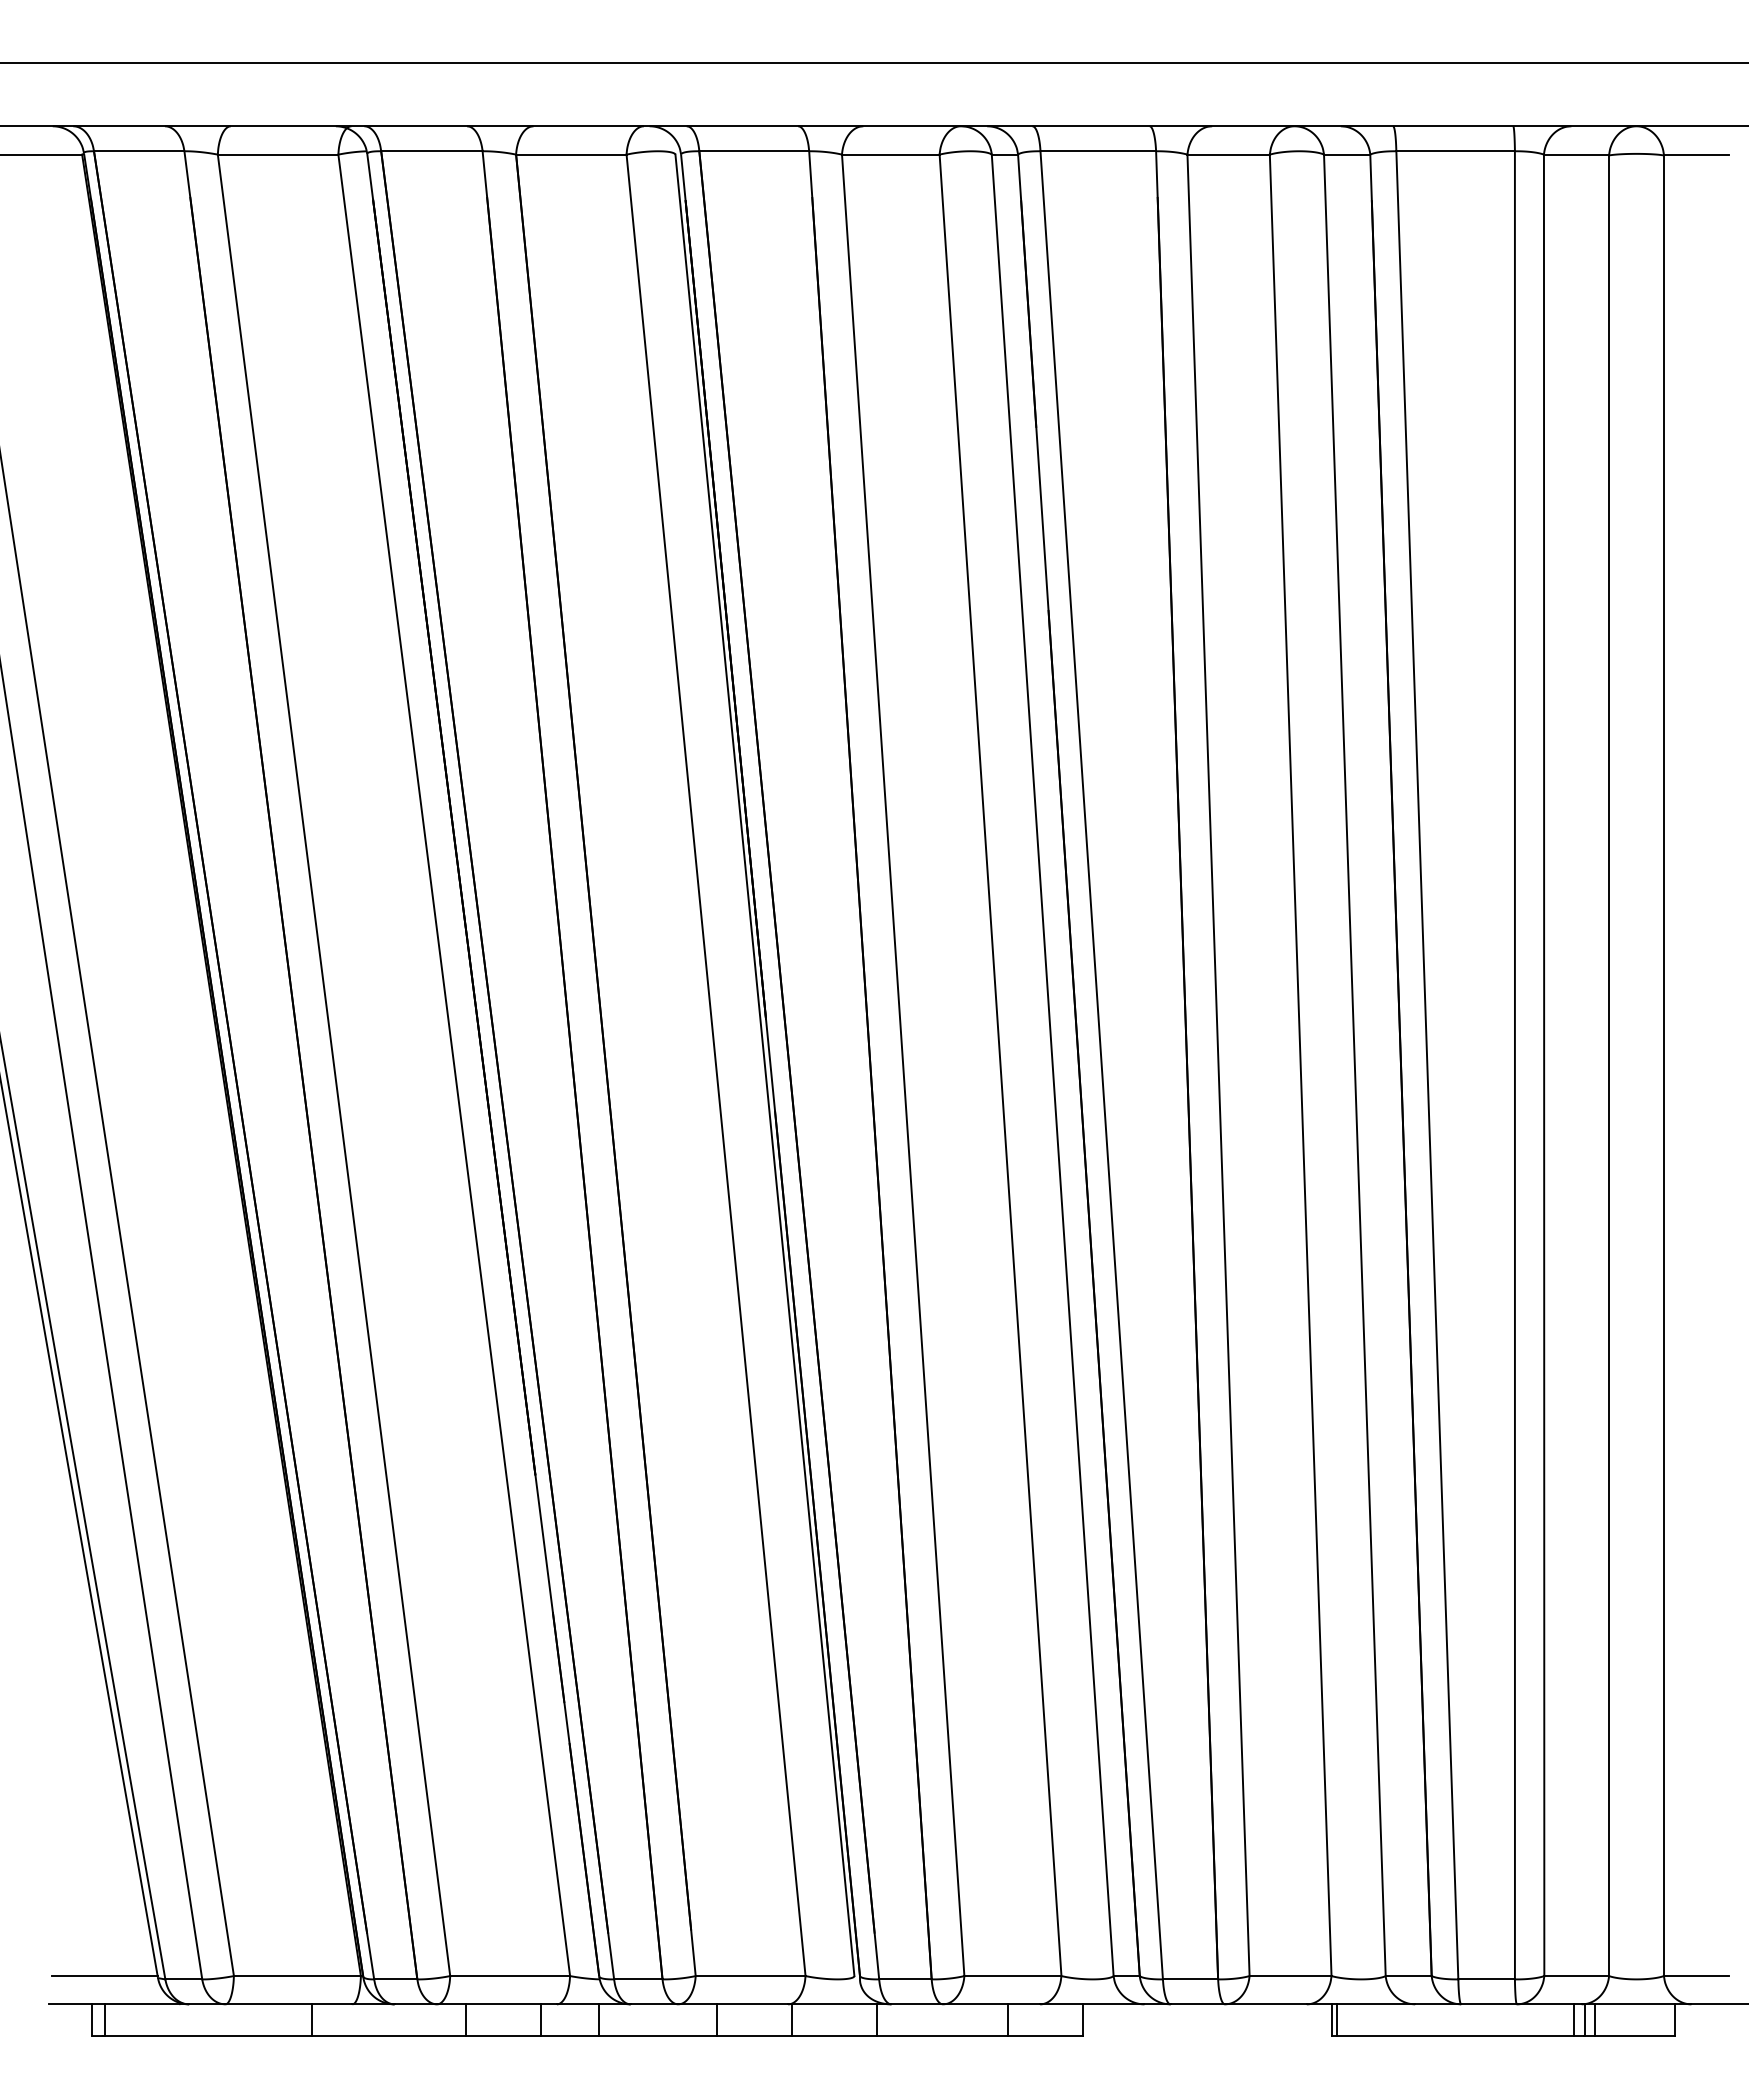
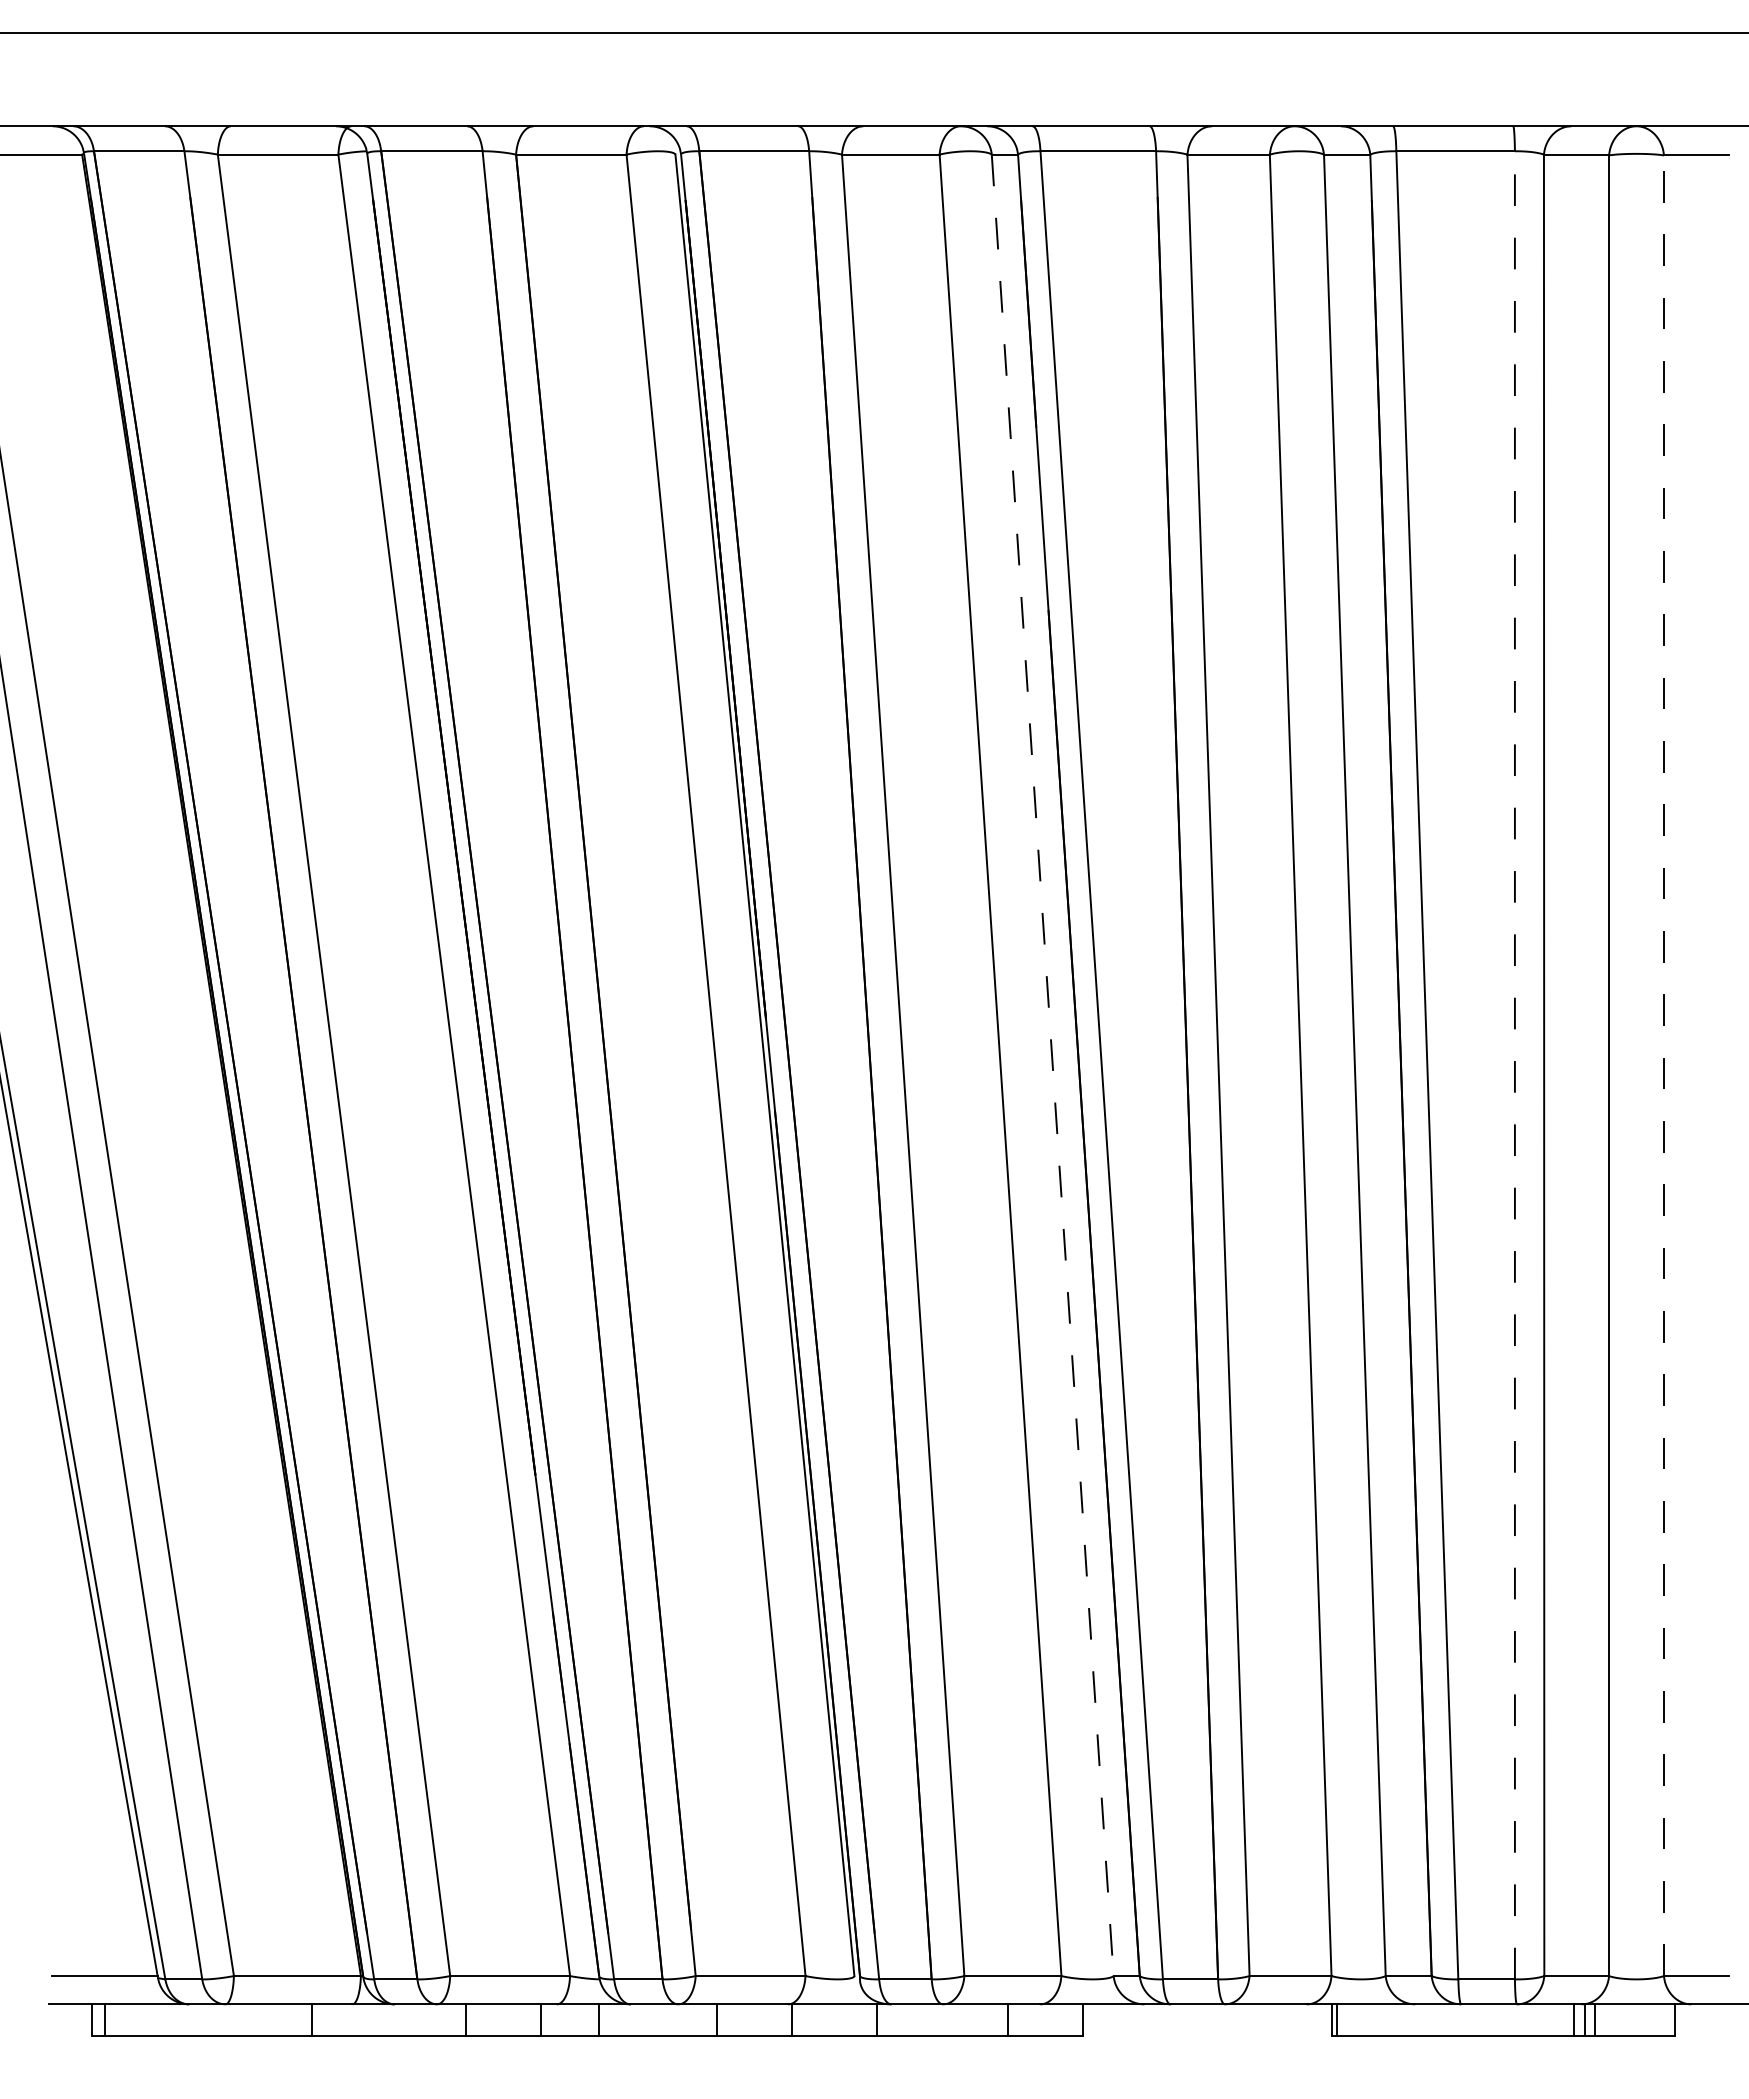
line position: (873, 62) -> (873, 32) (873, 32)
line: solid -> dashed (1514, 1064)
line: solid -> dashed (1052, 1065)
line: solid -> dashed (1663, 1065)
